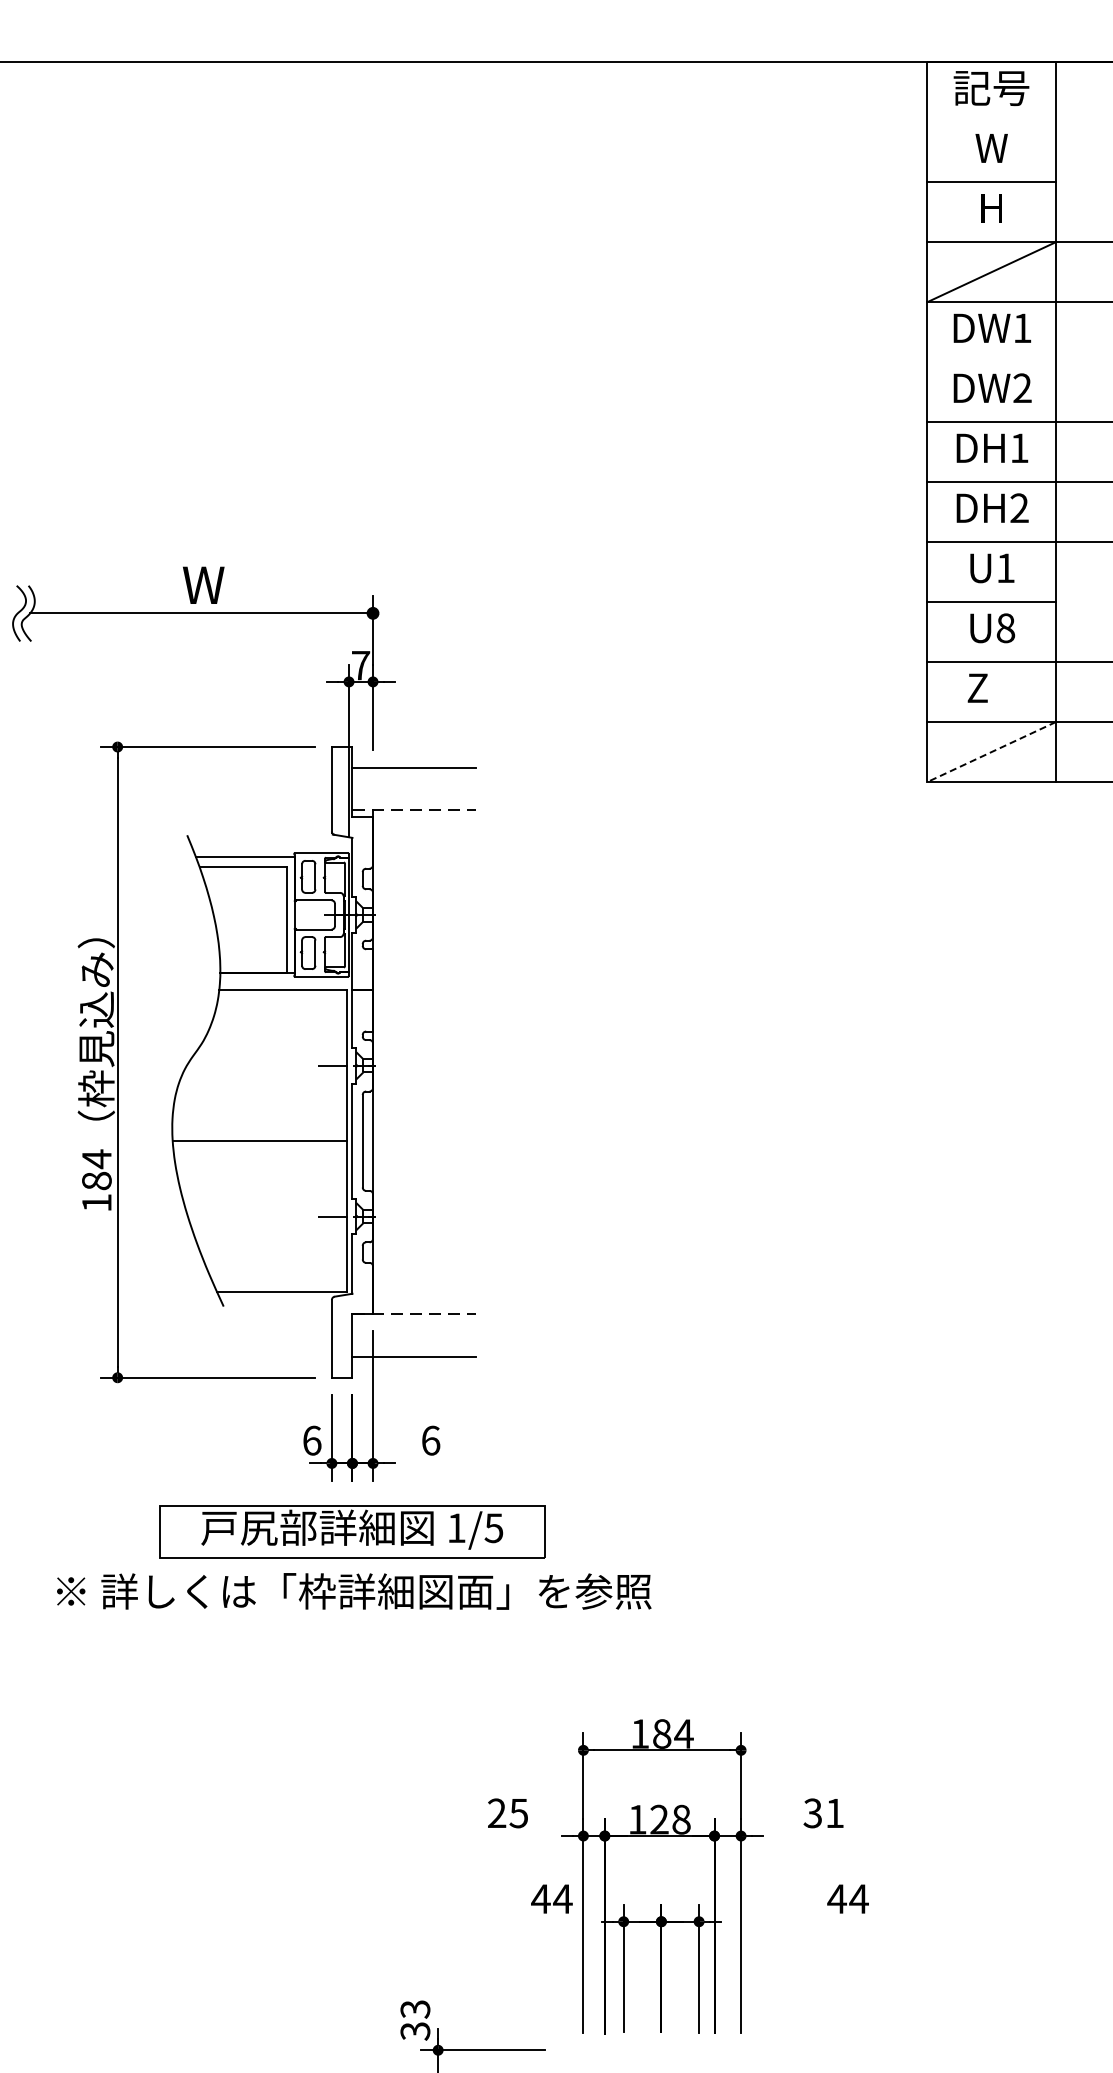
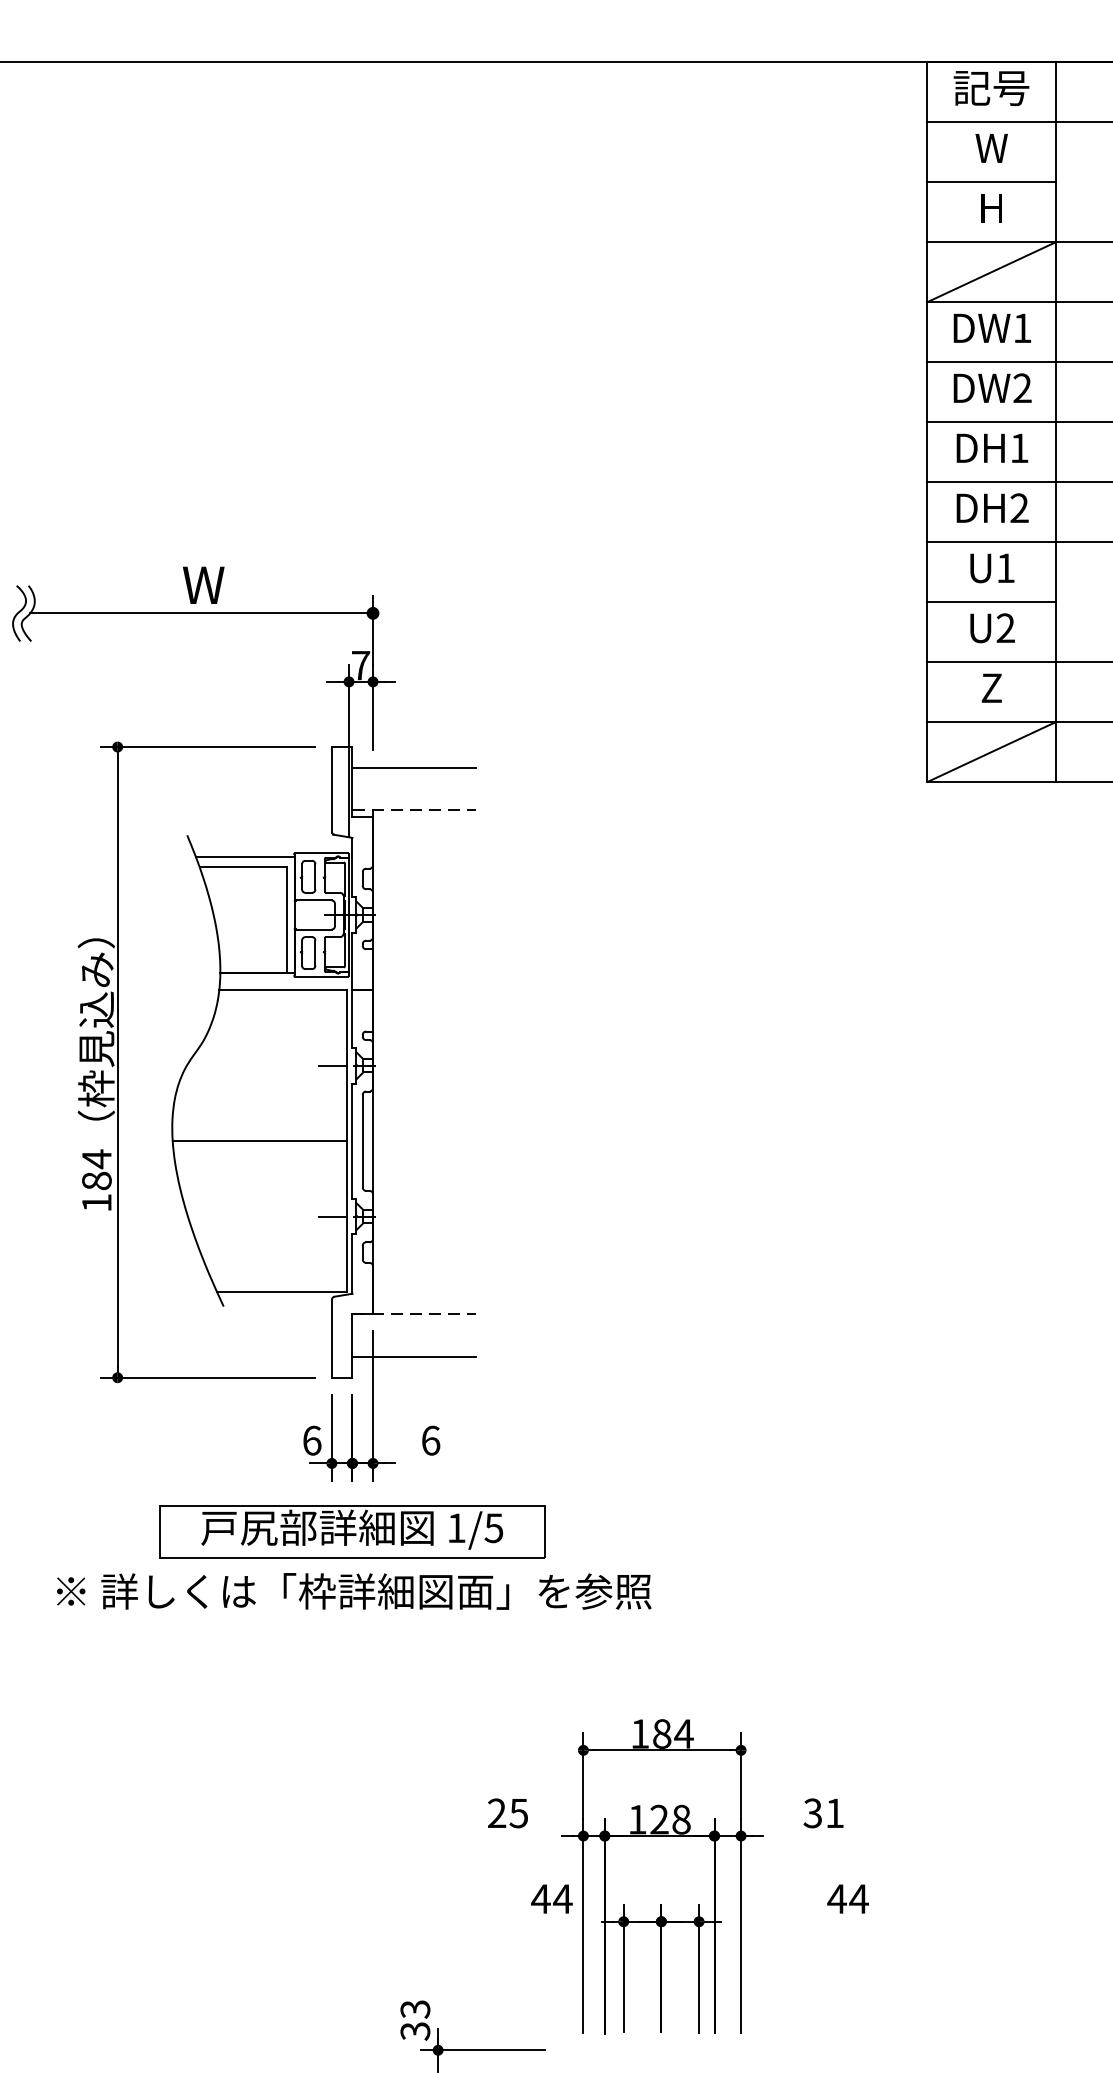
line: none -> present (1018, 122)
line: none -> present (1018, 362)
text: U8 -> U2 (1005, 628)
text position: (977, 687) -> (991, 687) (991, 687)
line: dashed -> solid (991, 752)
